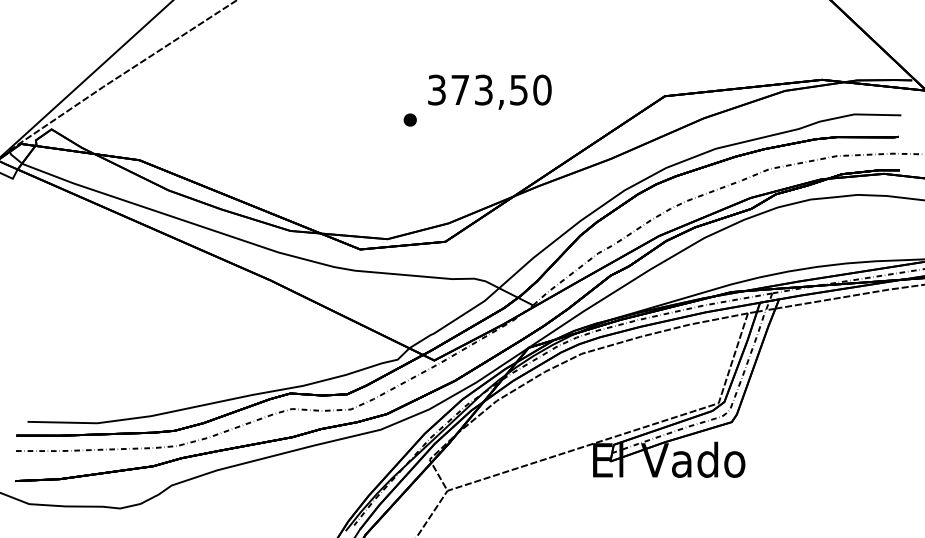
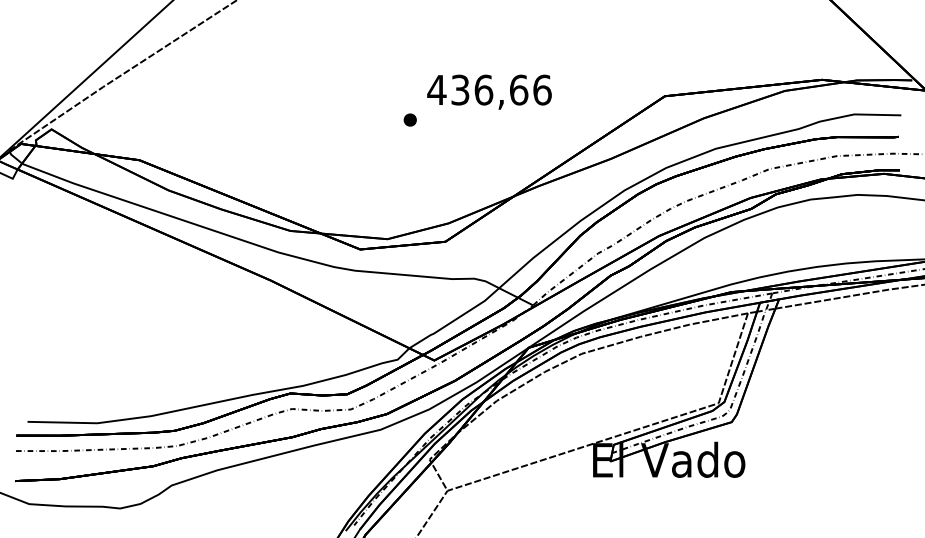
text: 373,50 -> 436,66 (489, 89)
